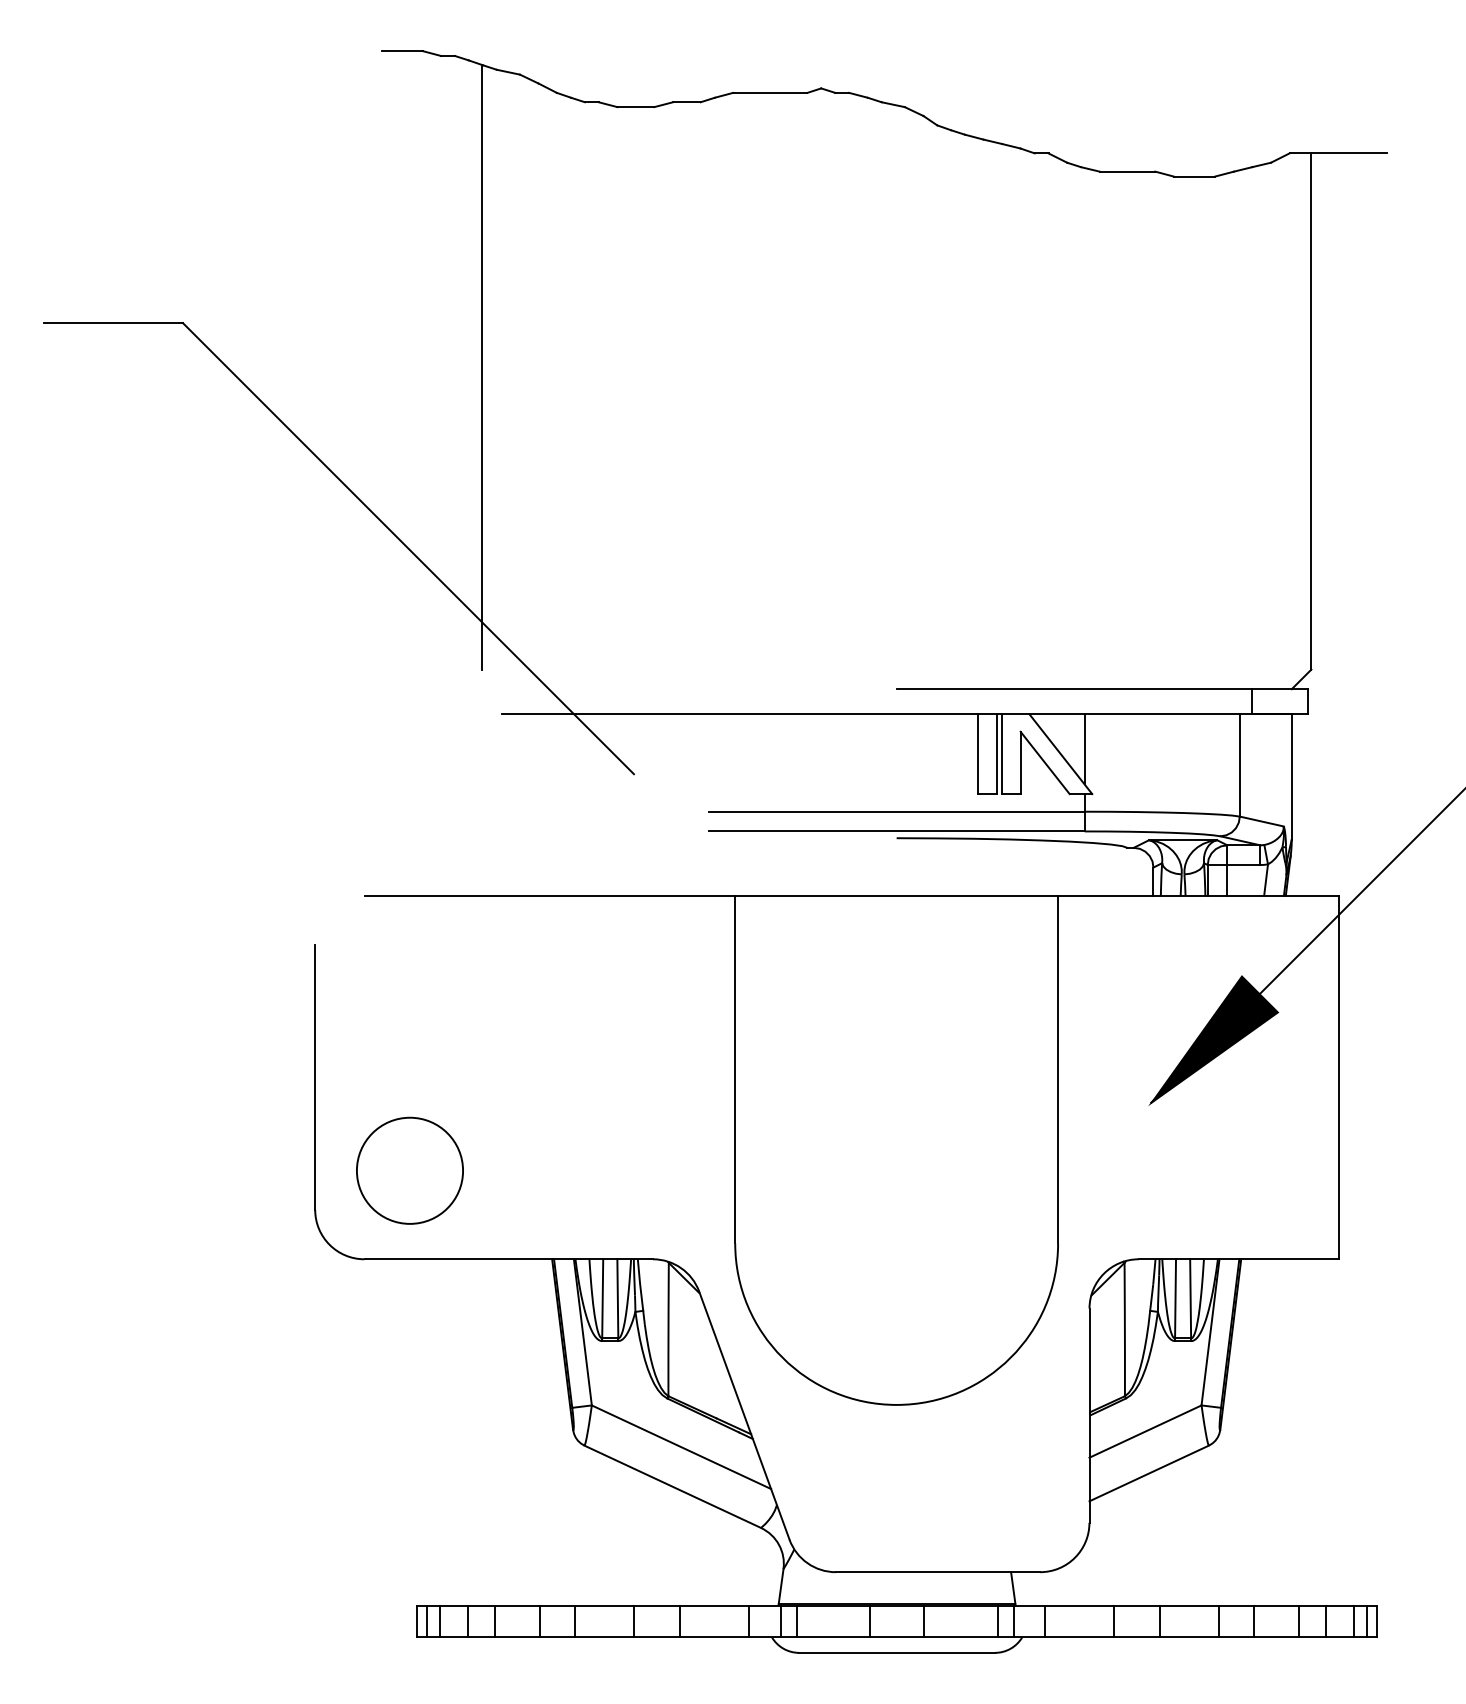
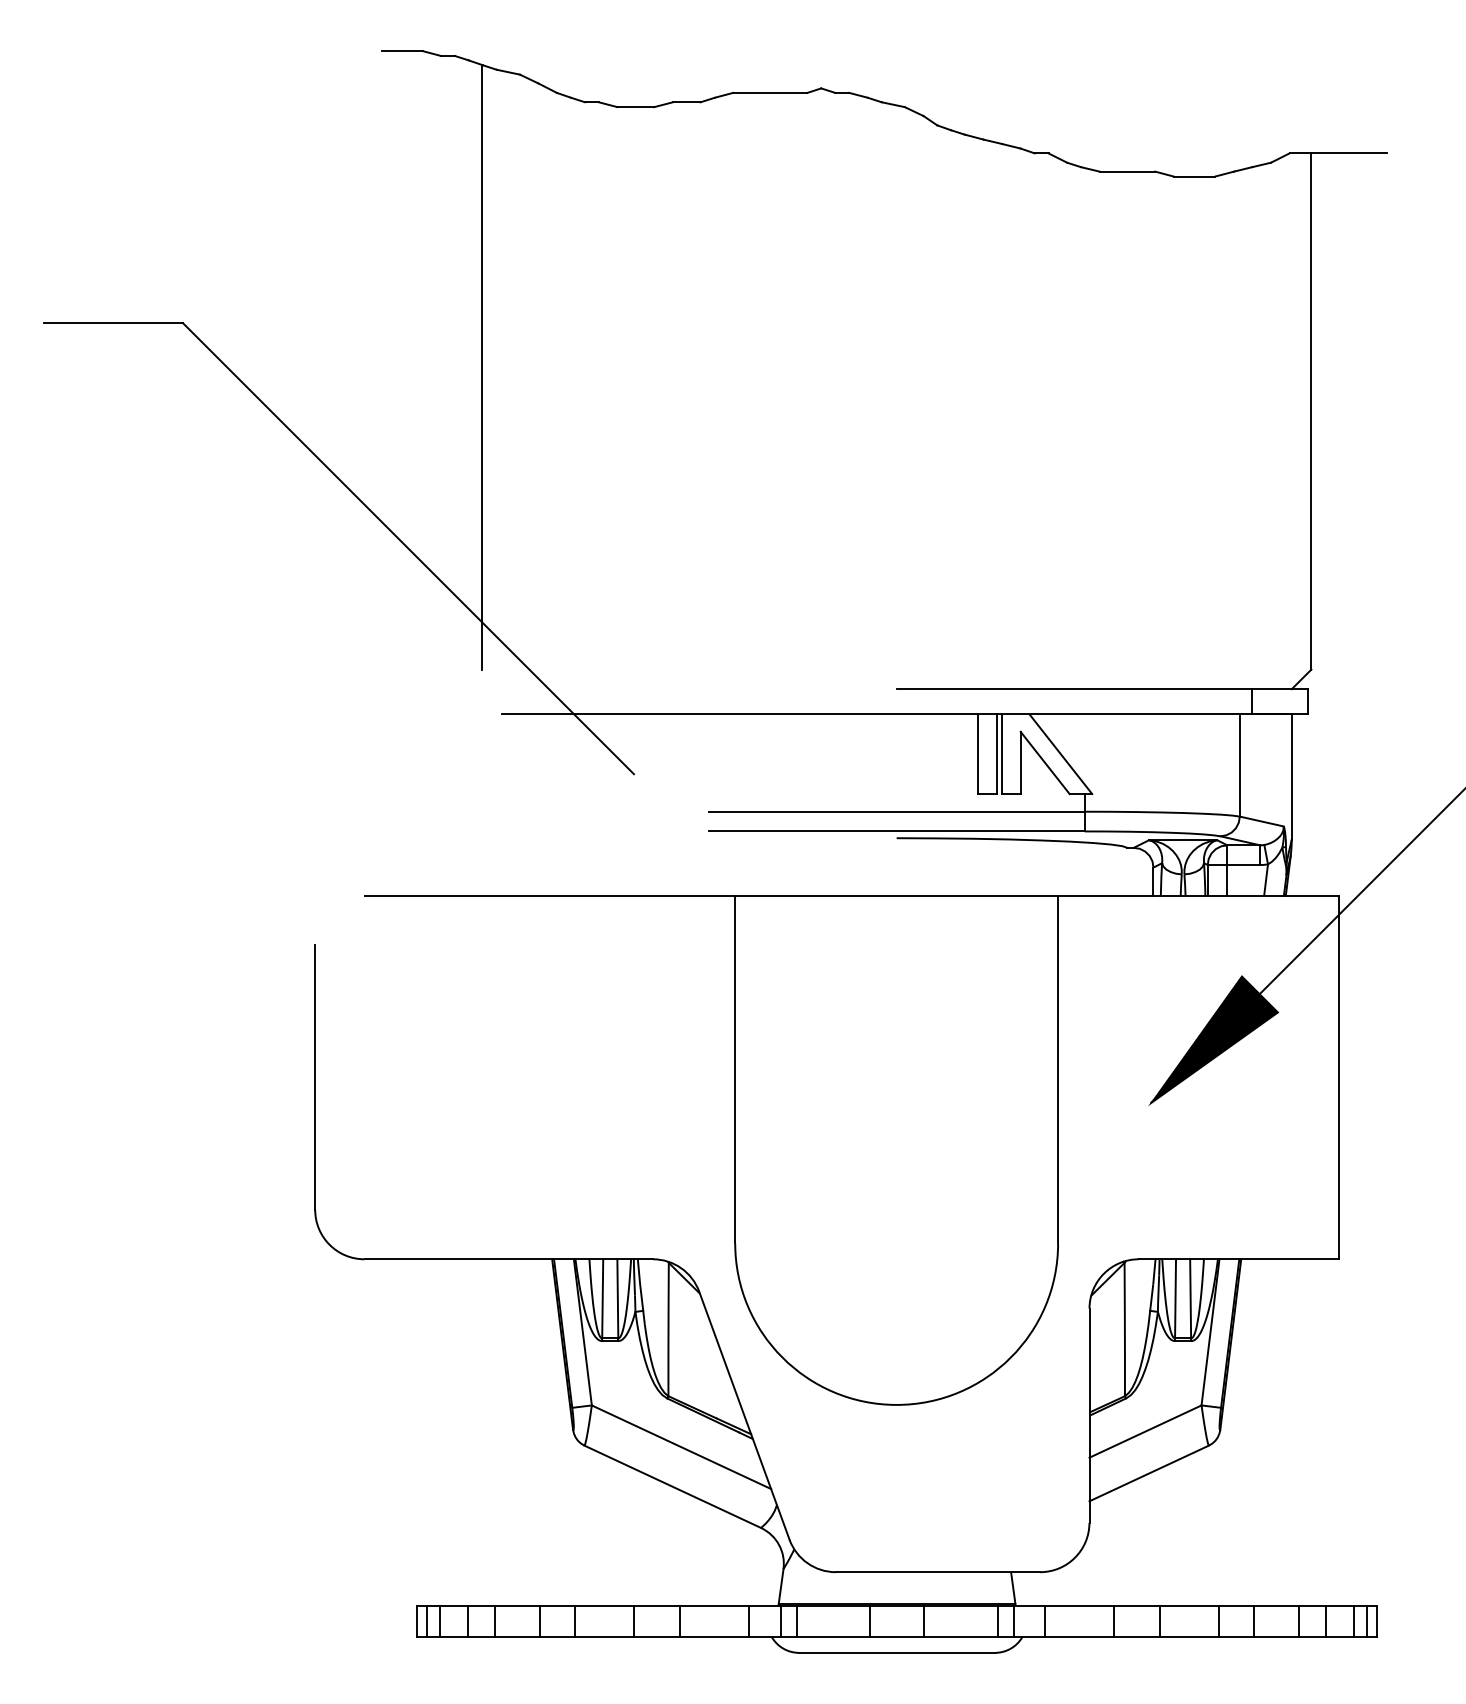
line: present -> none (1084, 749)
circle: present -> none (409, 1170)
